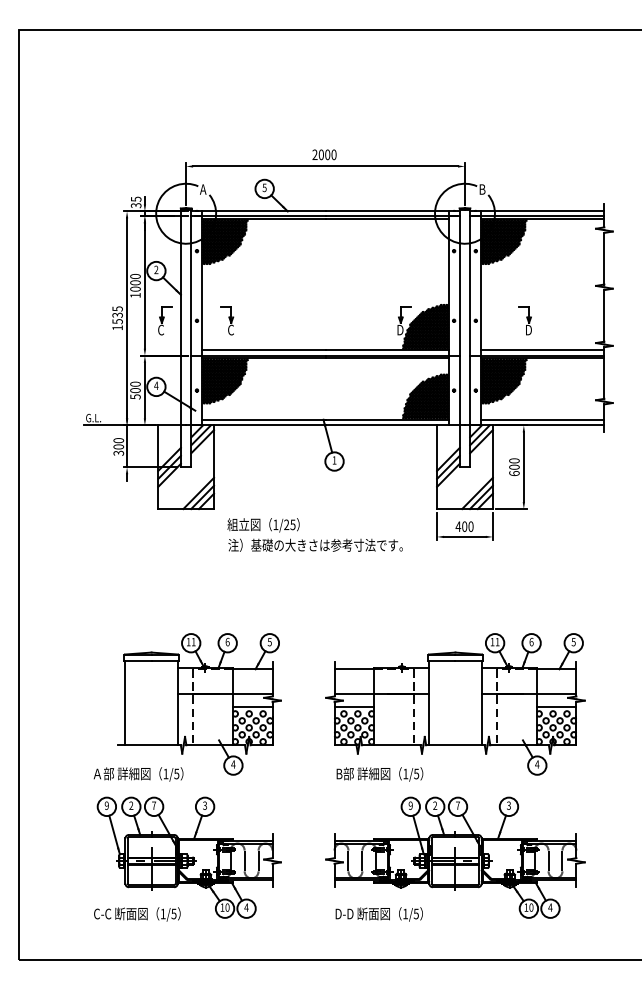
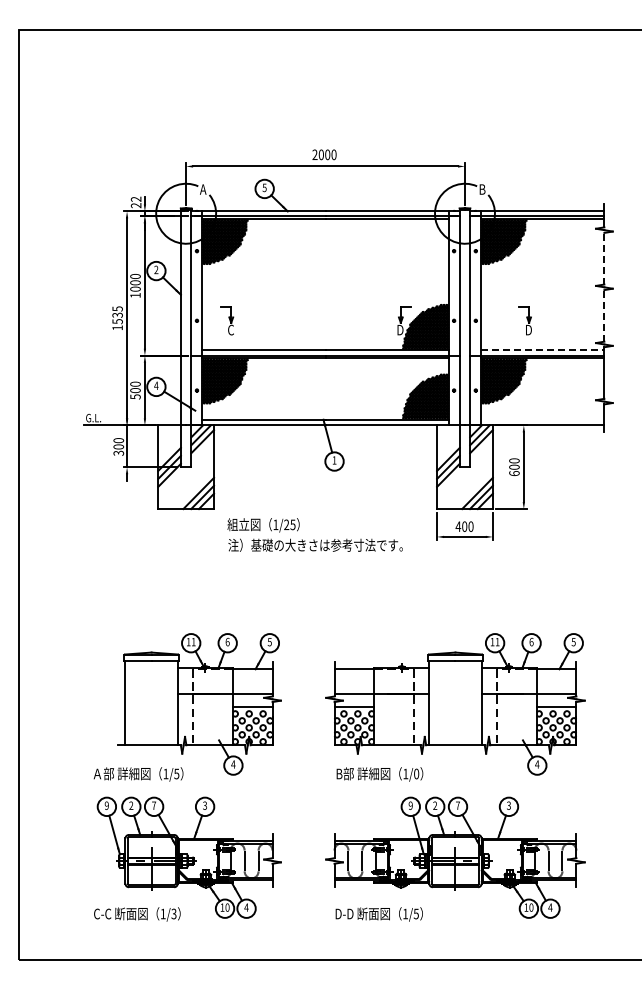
text: 35 -> 22 (135, 202)
line: solid -> dashed (604, 258)
line: solid -> dashed (604, 315)
part: present -> none (165, 320)
line: solid -> dashed (542, 350)
line: present -> none (542, 419)
text: 1/5 -> 1/0 (416, 773)
text: 1/5 -> 1/3 (173, 913)
